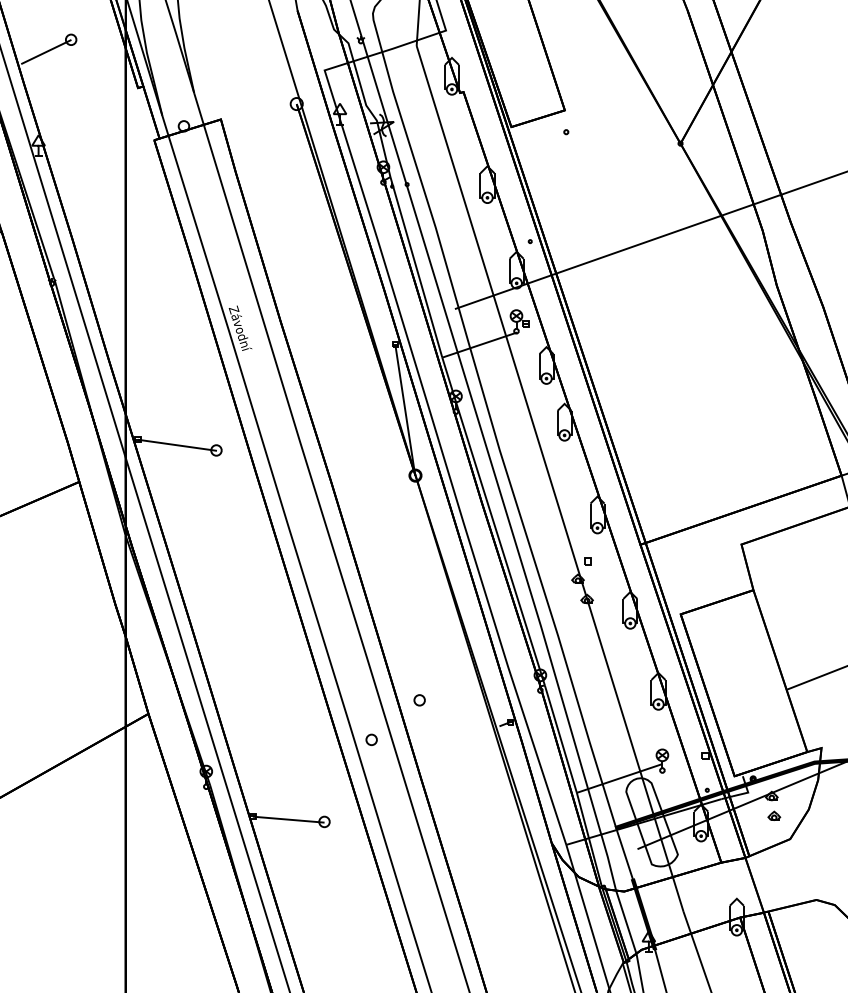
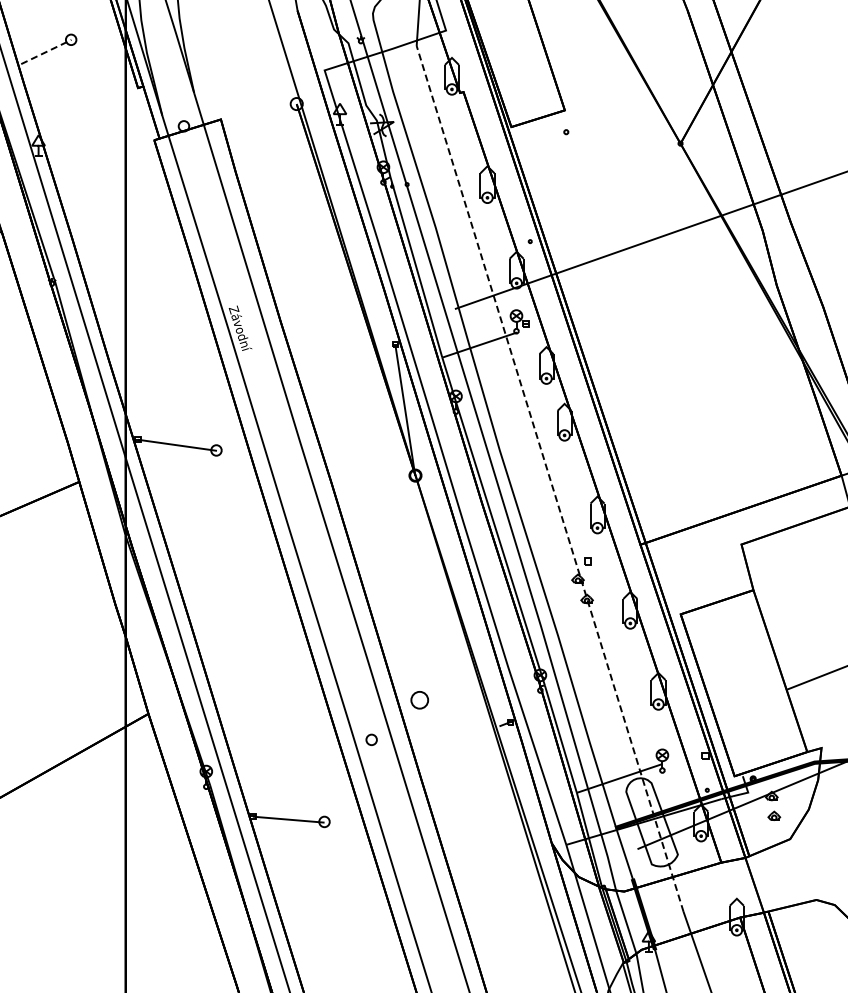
line: solid -> dashed (46, 52)
line: solid -> dashed (549, 478)
part size: 13x13 px -> 20x19 px (419, 700)
